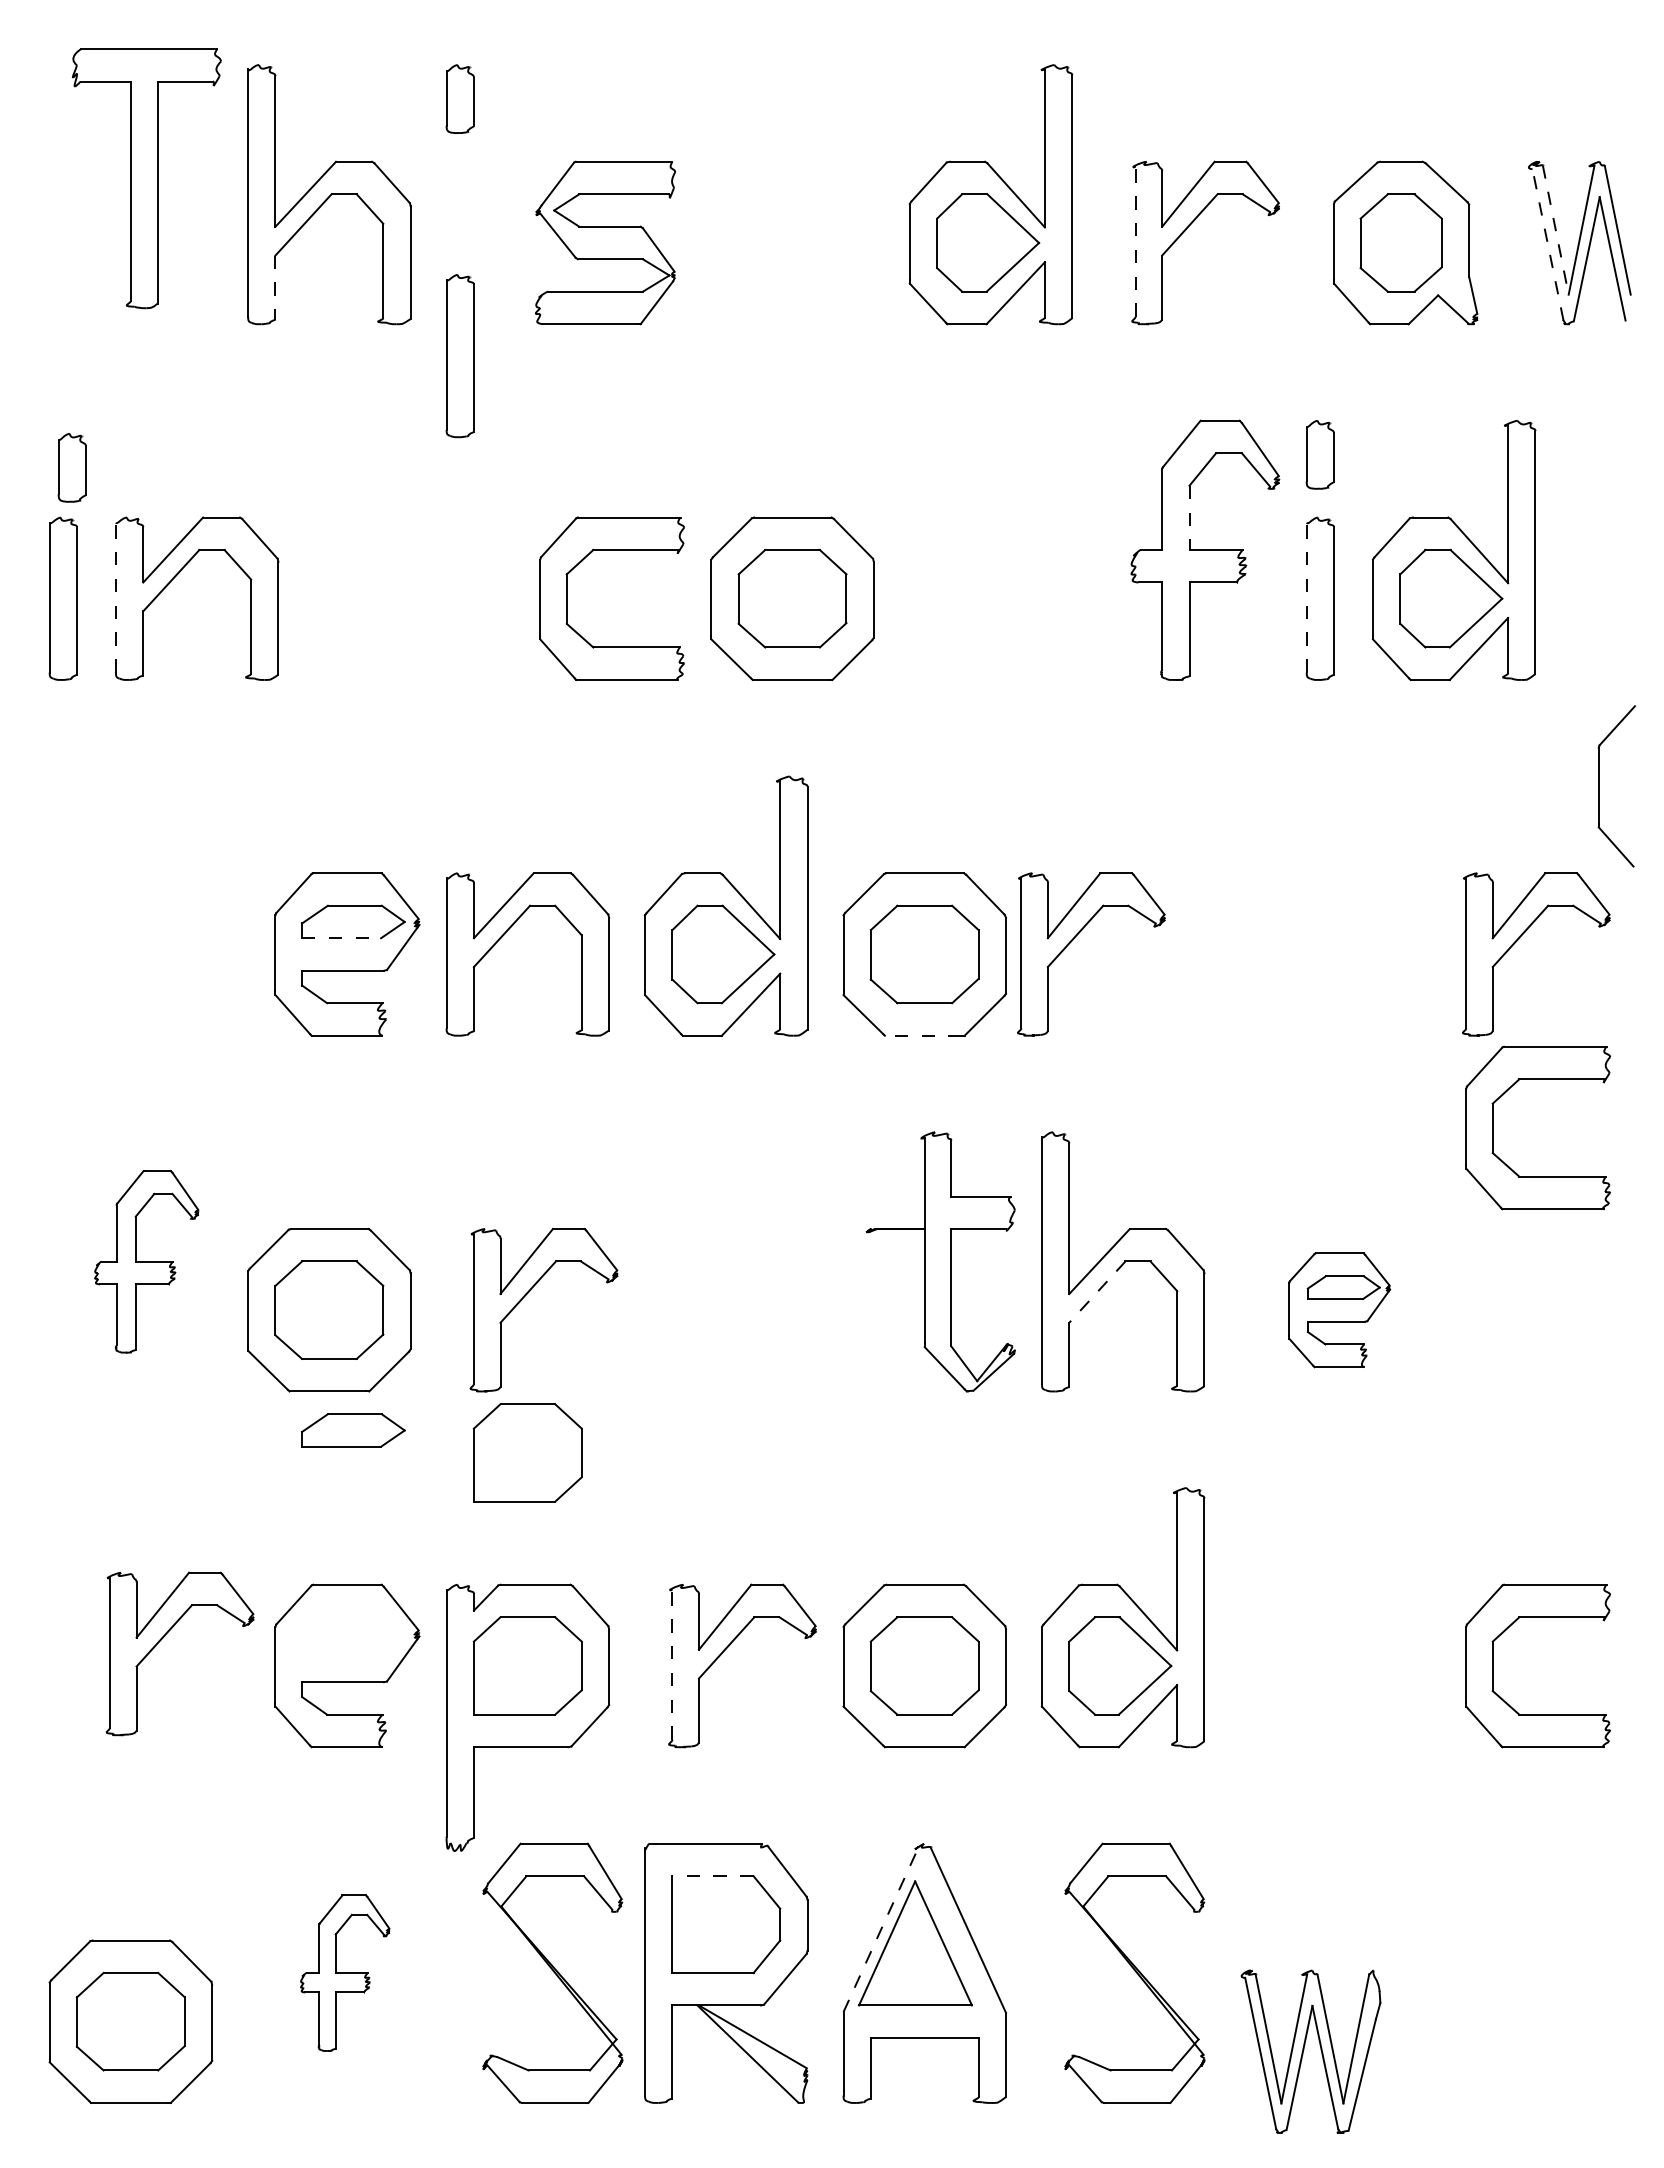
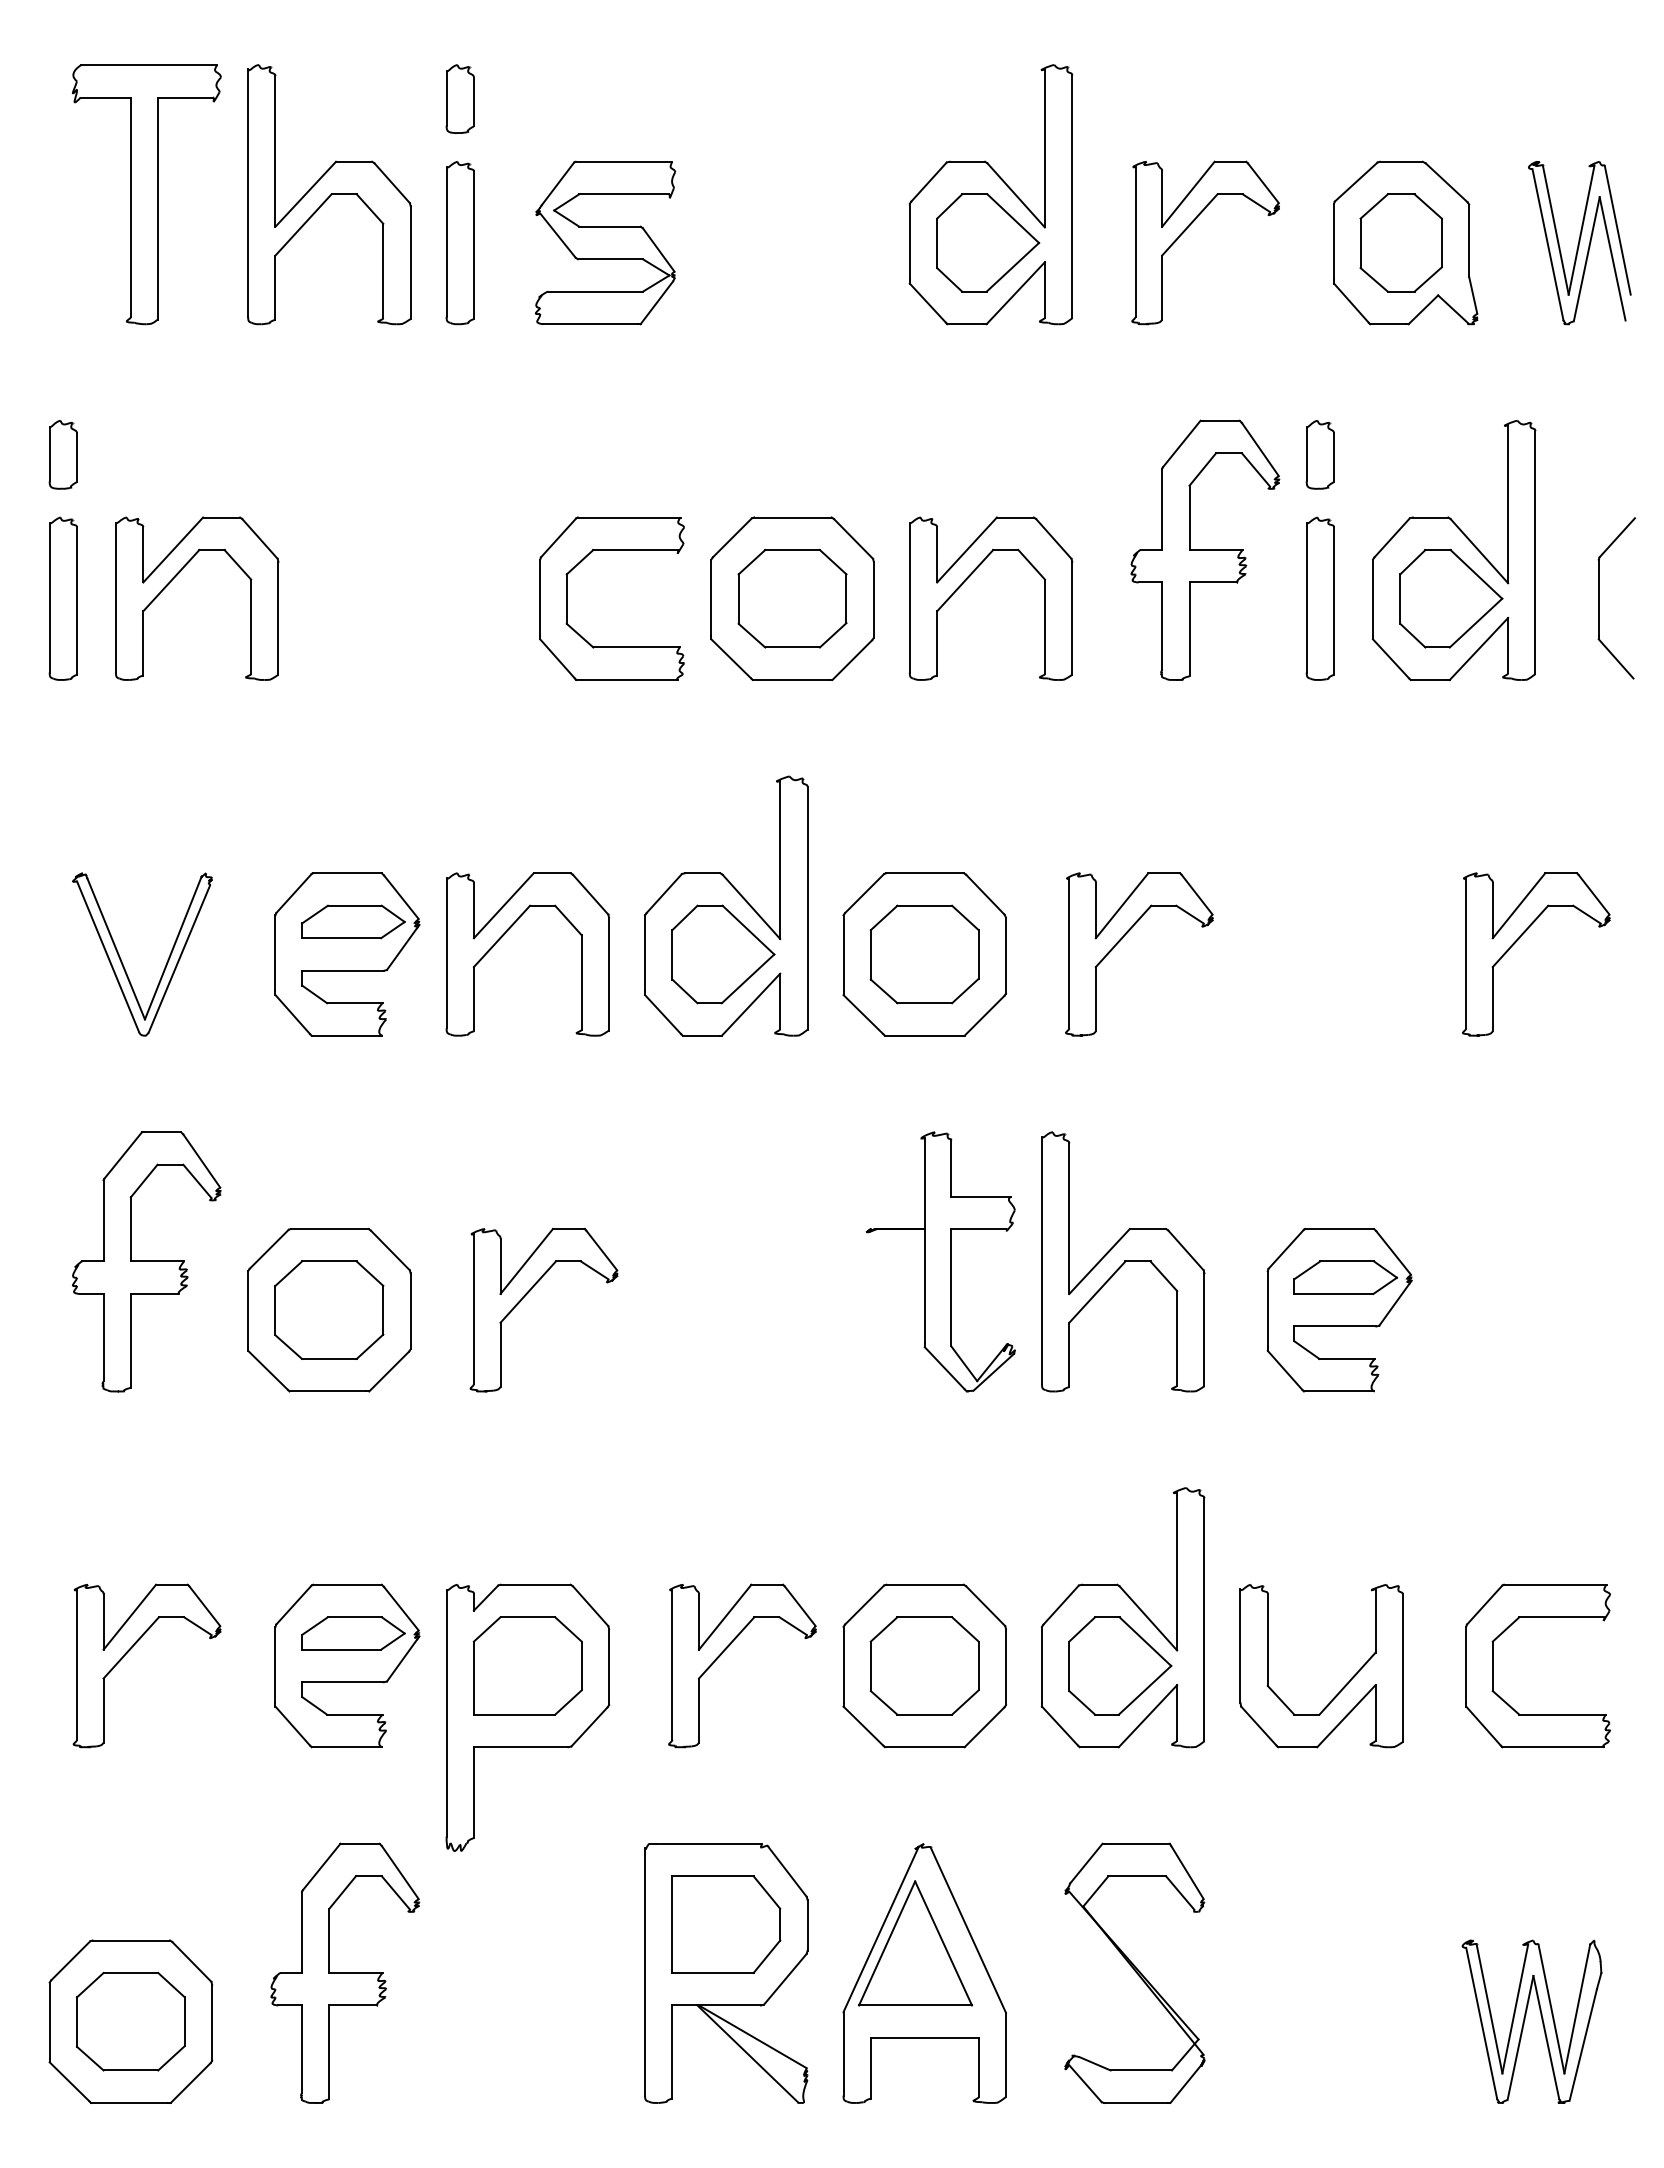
part position: (146, 178) -> (146, 194) (146, 194)
line: dashed -> solid (1555, 230)
line: dashed -> solid (1135, 241)
line: dashed -> solid (1547, 244)
line: dashed -> solid (275, 288)
part position: (459, 356) -> (459, 243) (459, 243)
part position: (71, 467) -> (62, 454) (62, 454)
line: dashed -> solid (1189, 518)
part: none -> present (969, 577)
line: dashed -> solid (115, 597)
line: dashed -> solid (1306, 597)
part position: (1599, 786) -> (1599, 598) (1599, 598)
line: dashed -> solid (341, 938)
part position: (1074, 939) -> (1122, 939) (1122, 939)
part: none -> present (123, 963)
line: dashed -> solid (922, 1035)
part: present -> none (1493, 1127)
part size: 106x184 px -> 150x262 px (146, 1261)
line: dashed -> solid (1097, 1292)
part size: 104x117 px -> 147x165 px (1339, 1310)
part position: (353, 1430) -> (353, 1633) (353, 1633)
part: present -> none (527, 1452)
part position: (164, 1637) -> (131, 1649) (131, 1649)
line: dashed -> solid (672, 1664)
part: none -> present (1342, 1687)
line: dashed -> solid (713, 1876)
line: dashed -> solid (881, 1929)
part size: 91x158 px -> 151x262 px (345, 1972)
part: present -> none (552, 1972)
part position: (1304, 2050) -> (1525, 2020) (1525, 2020)
